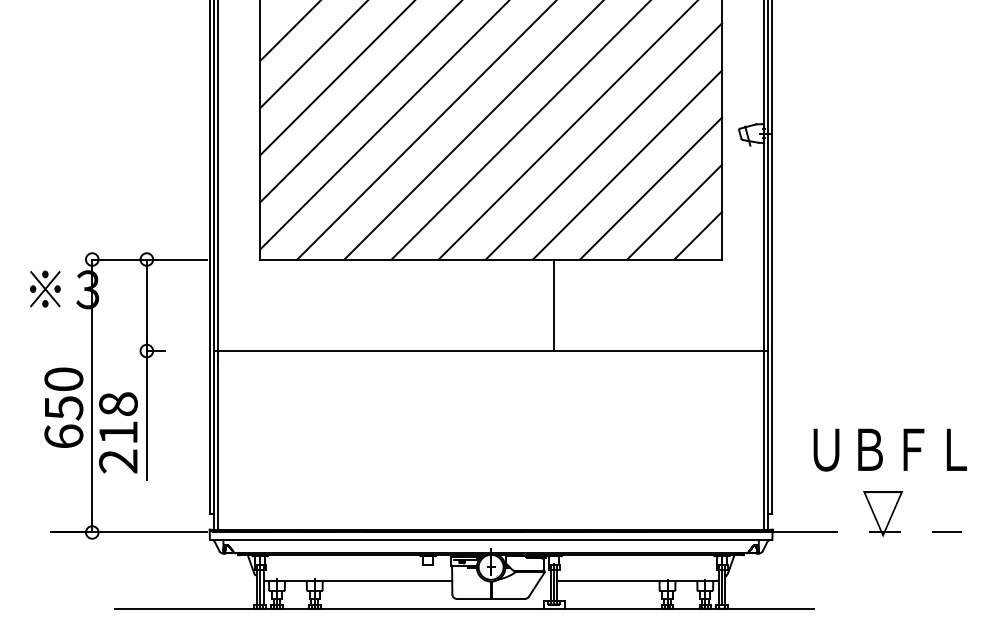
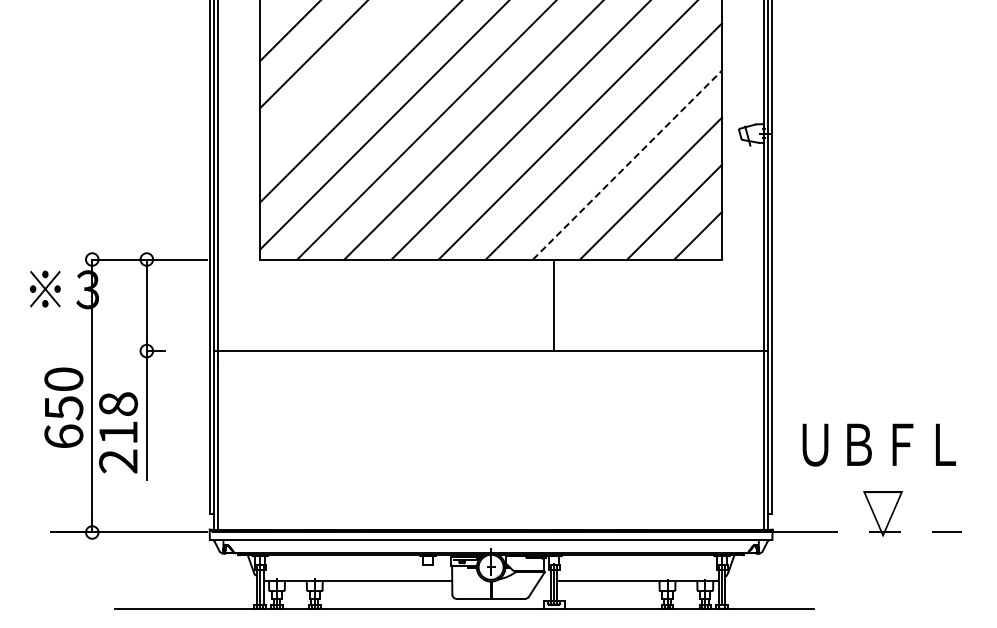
line: present -> none (336, 78)
line: solid -> dashed (627, 165)
text position: (889, 449) -> (878, 444) (878, 444)
